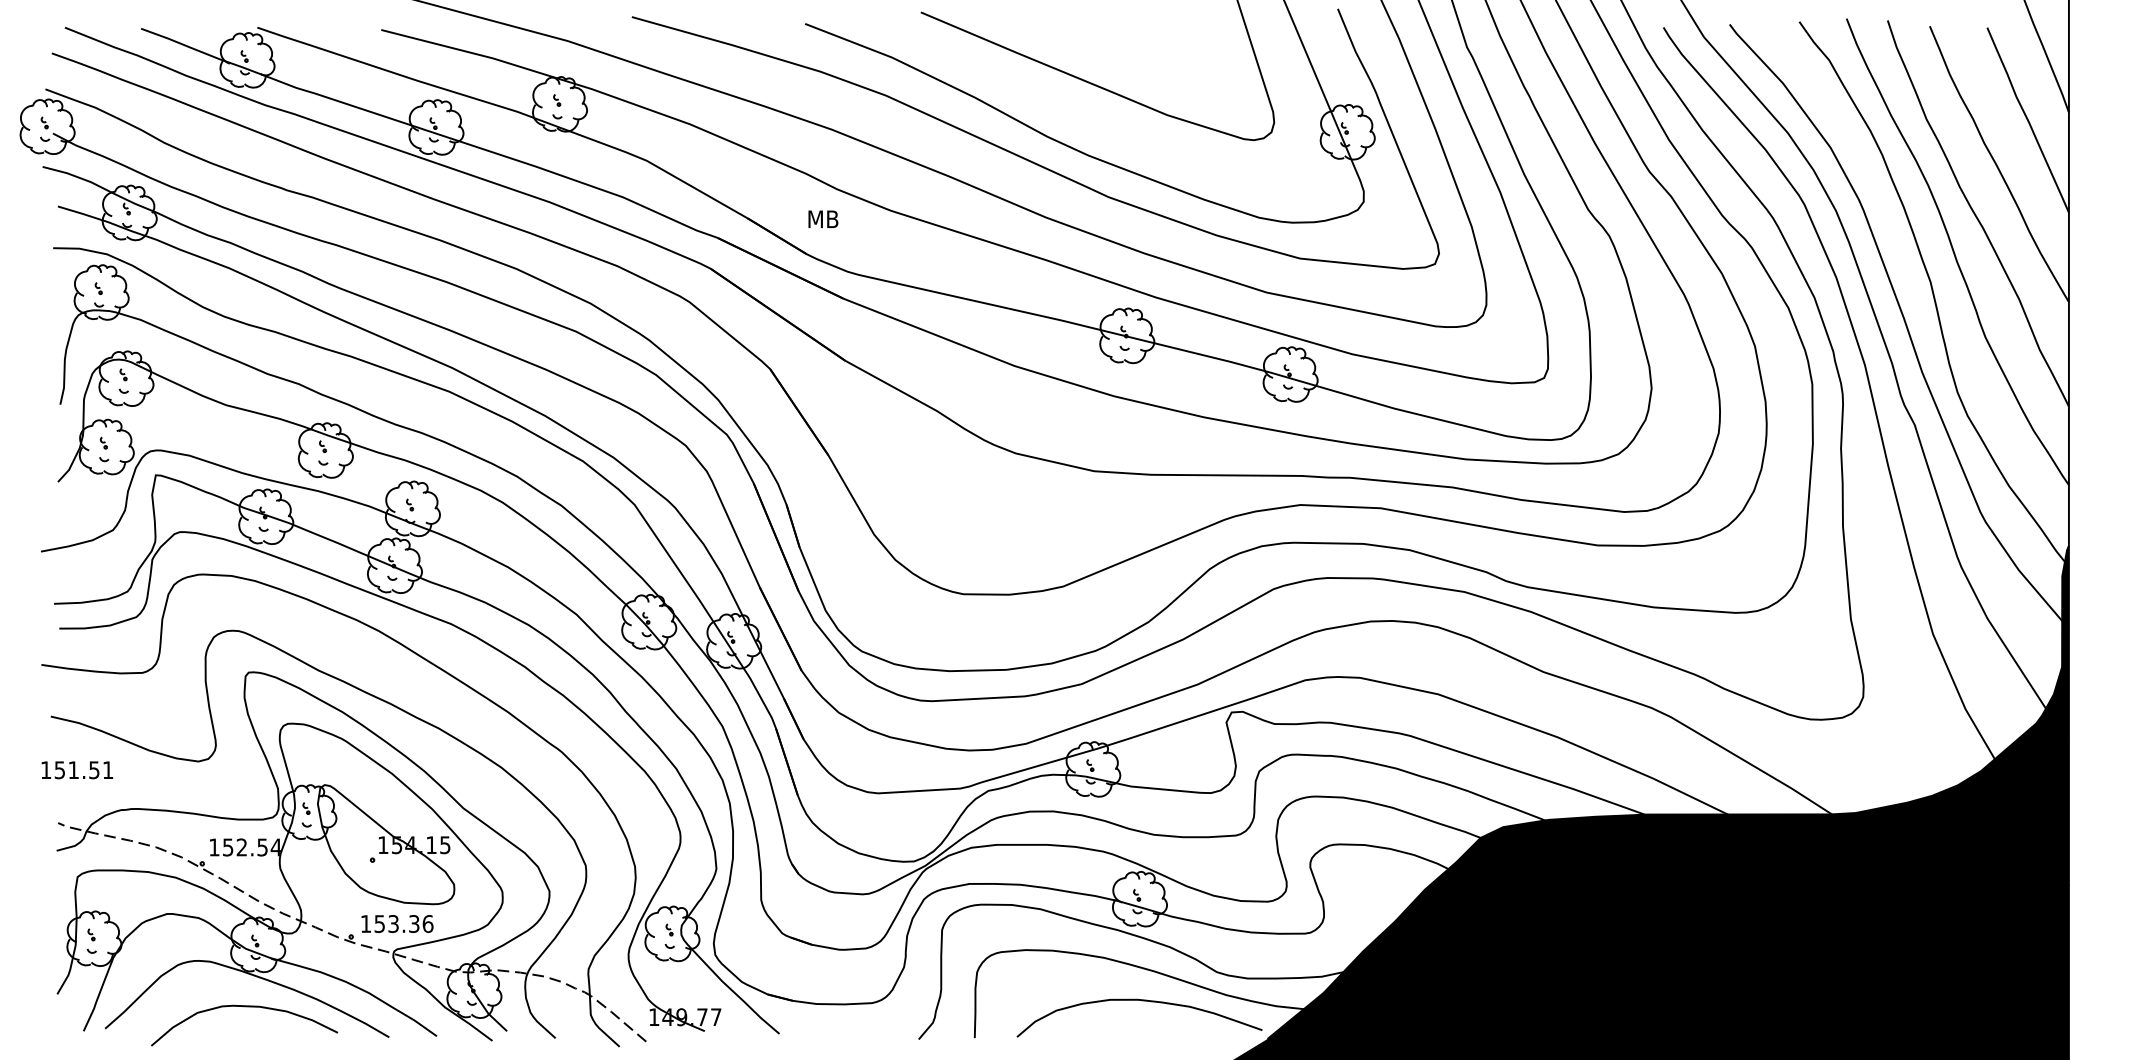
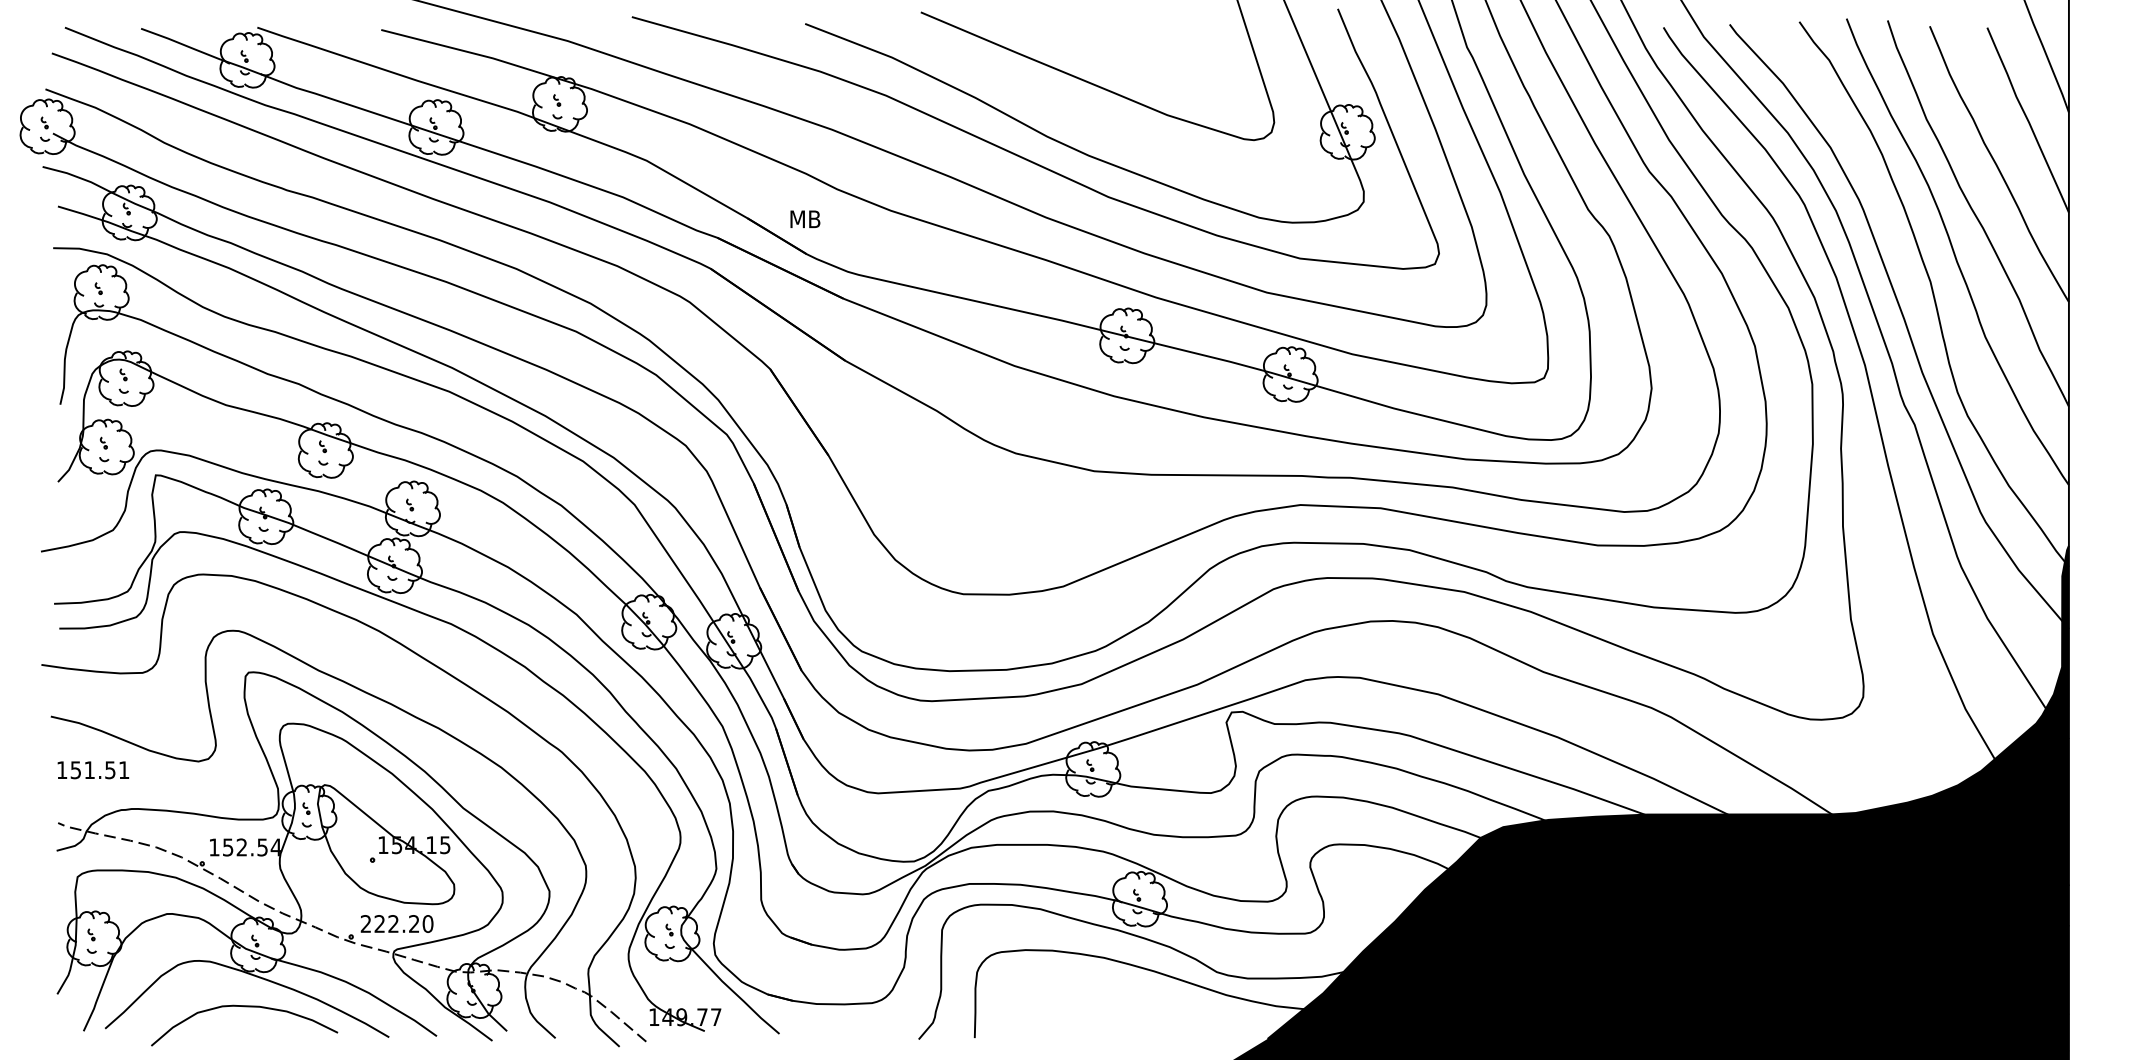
text position: (823, 218) -> (805, 218) (805, 218)
text position: (77, 770) -> (93, 770) (93, 770)
text: 153.36 -> 222.20 (396, 924)
curve: present -> none (1141, 1001)
